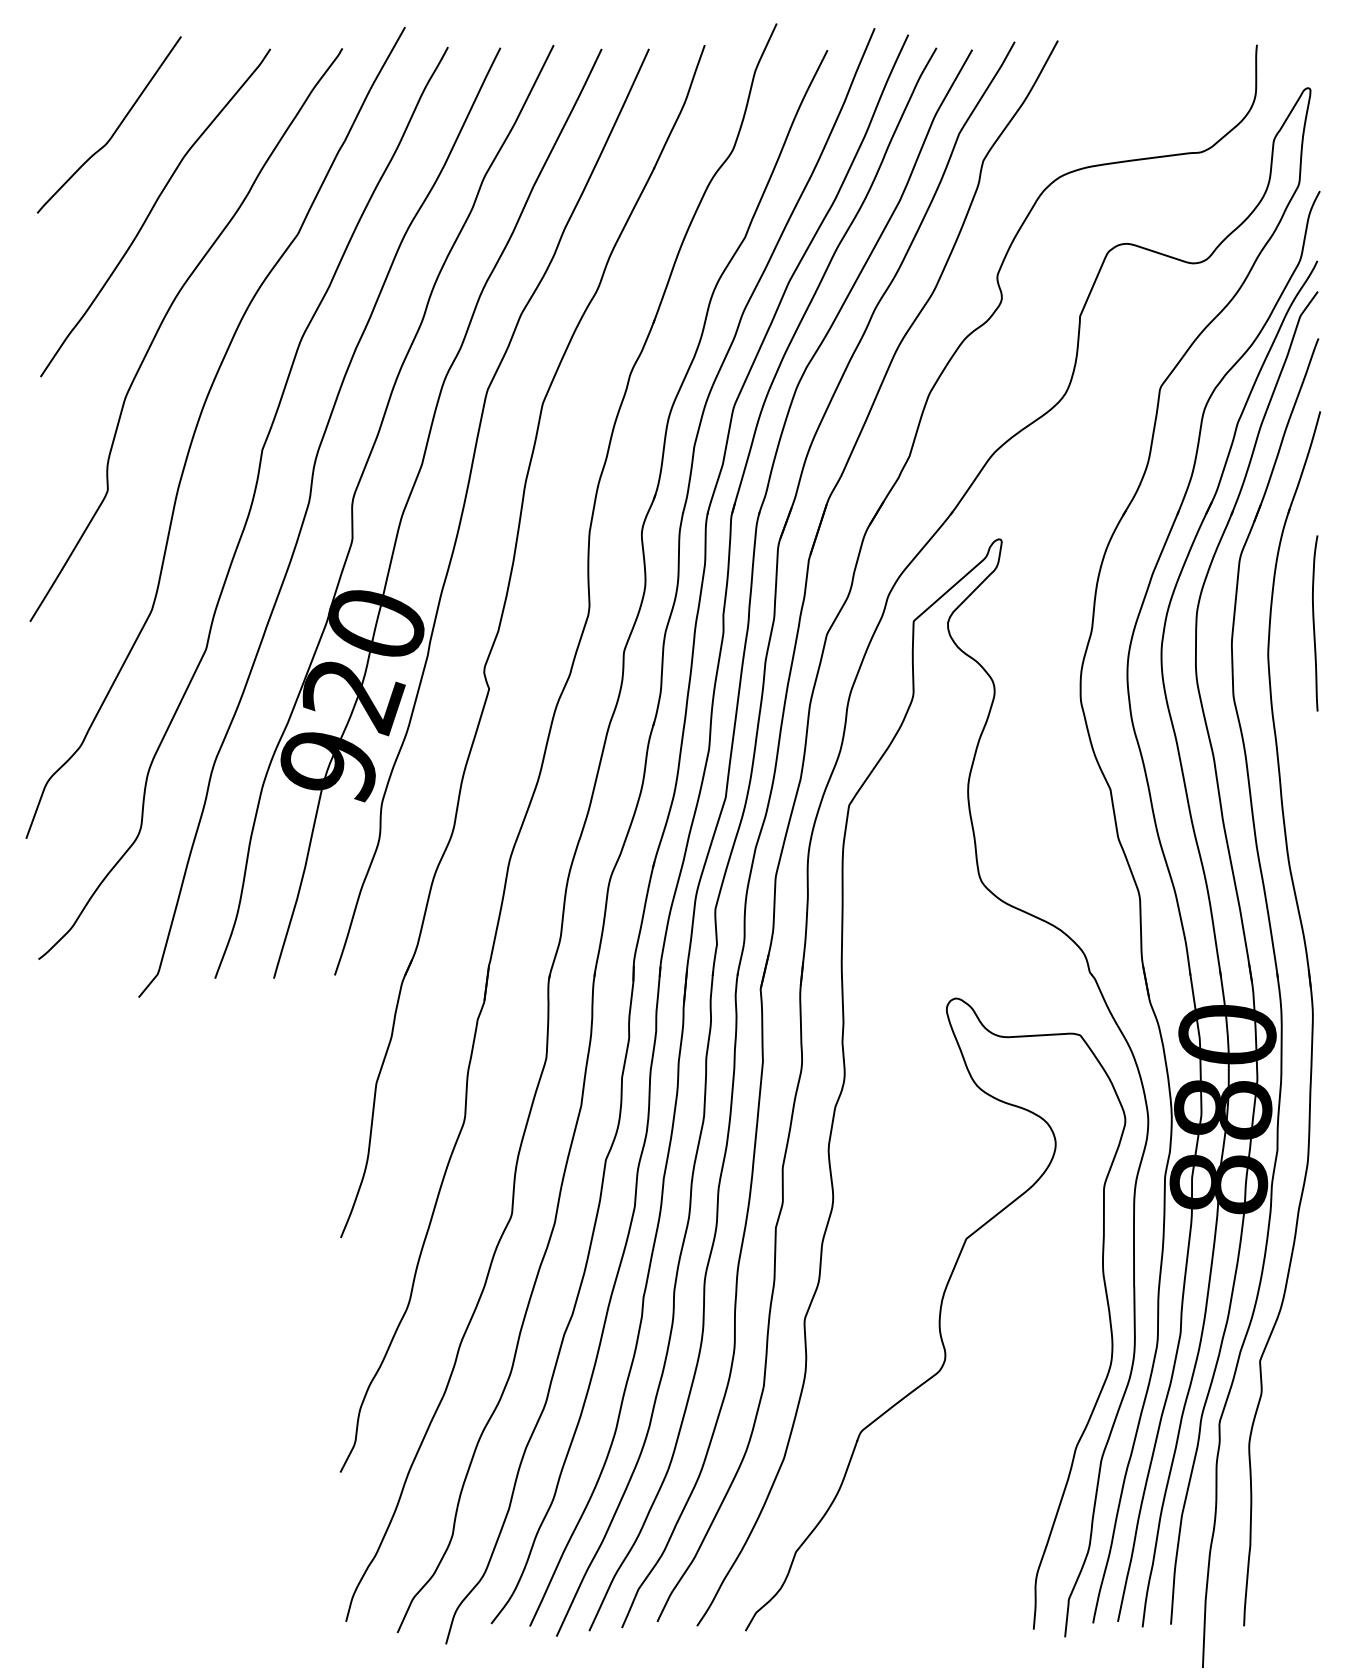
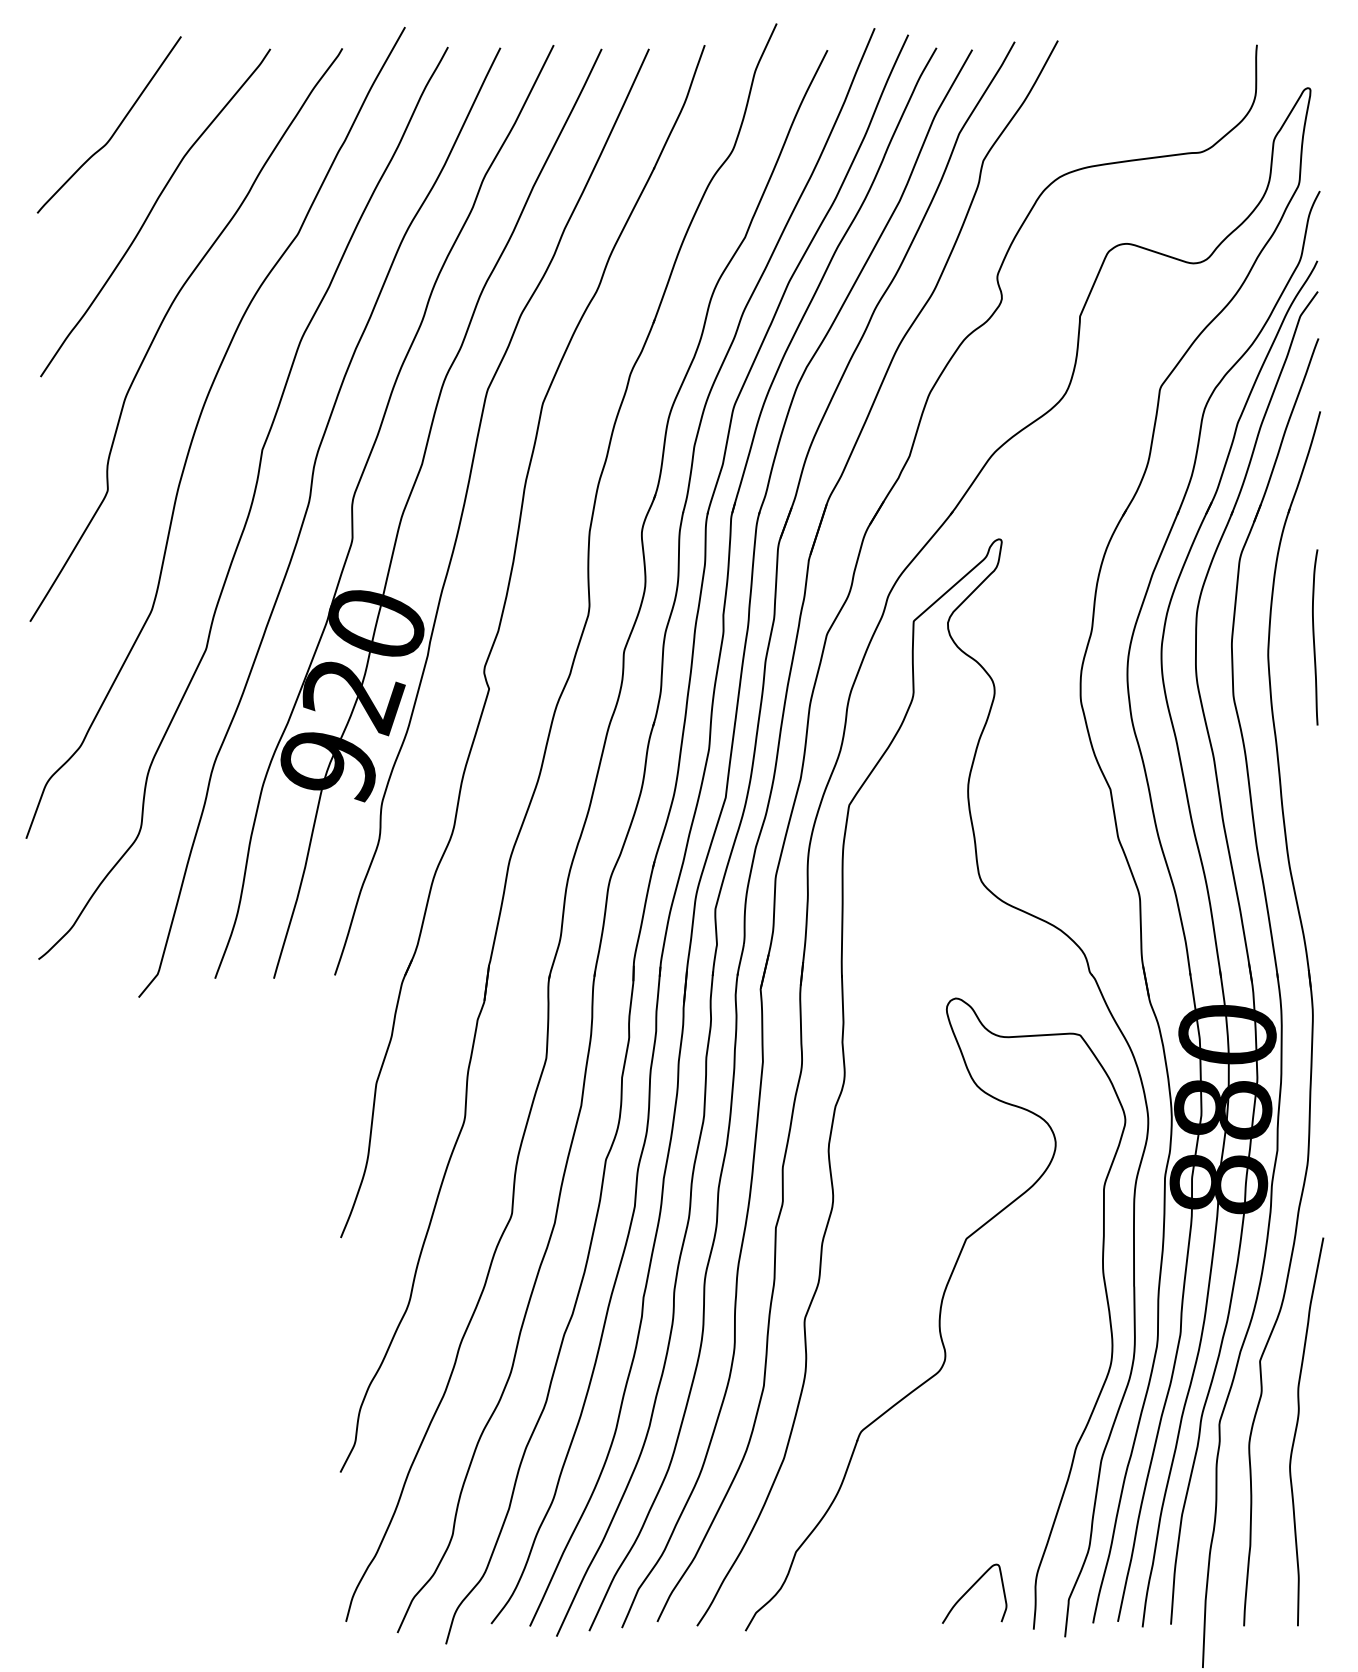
curve position: (1314, 623) -> (1314, 637) (1314, 637)
curve: none -> present (1297, 1428)
curve: none -> present (970, 1589)
